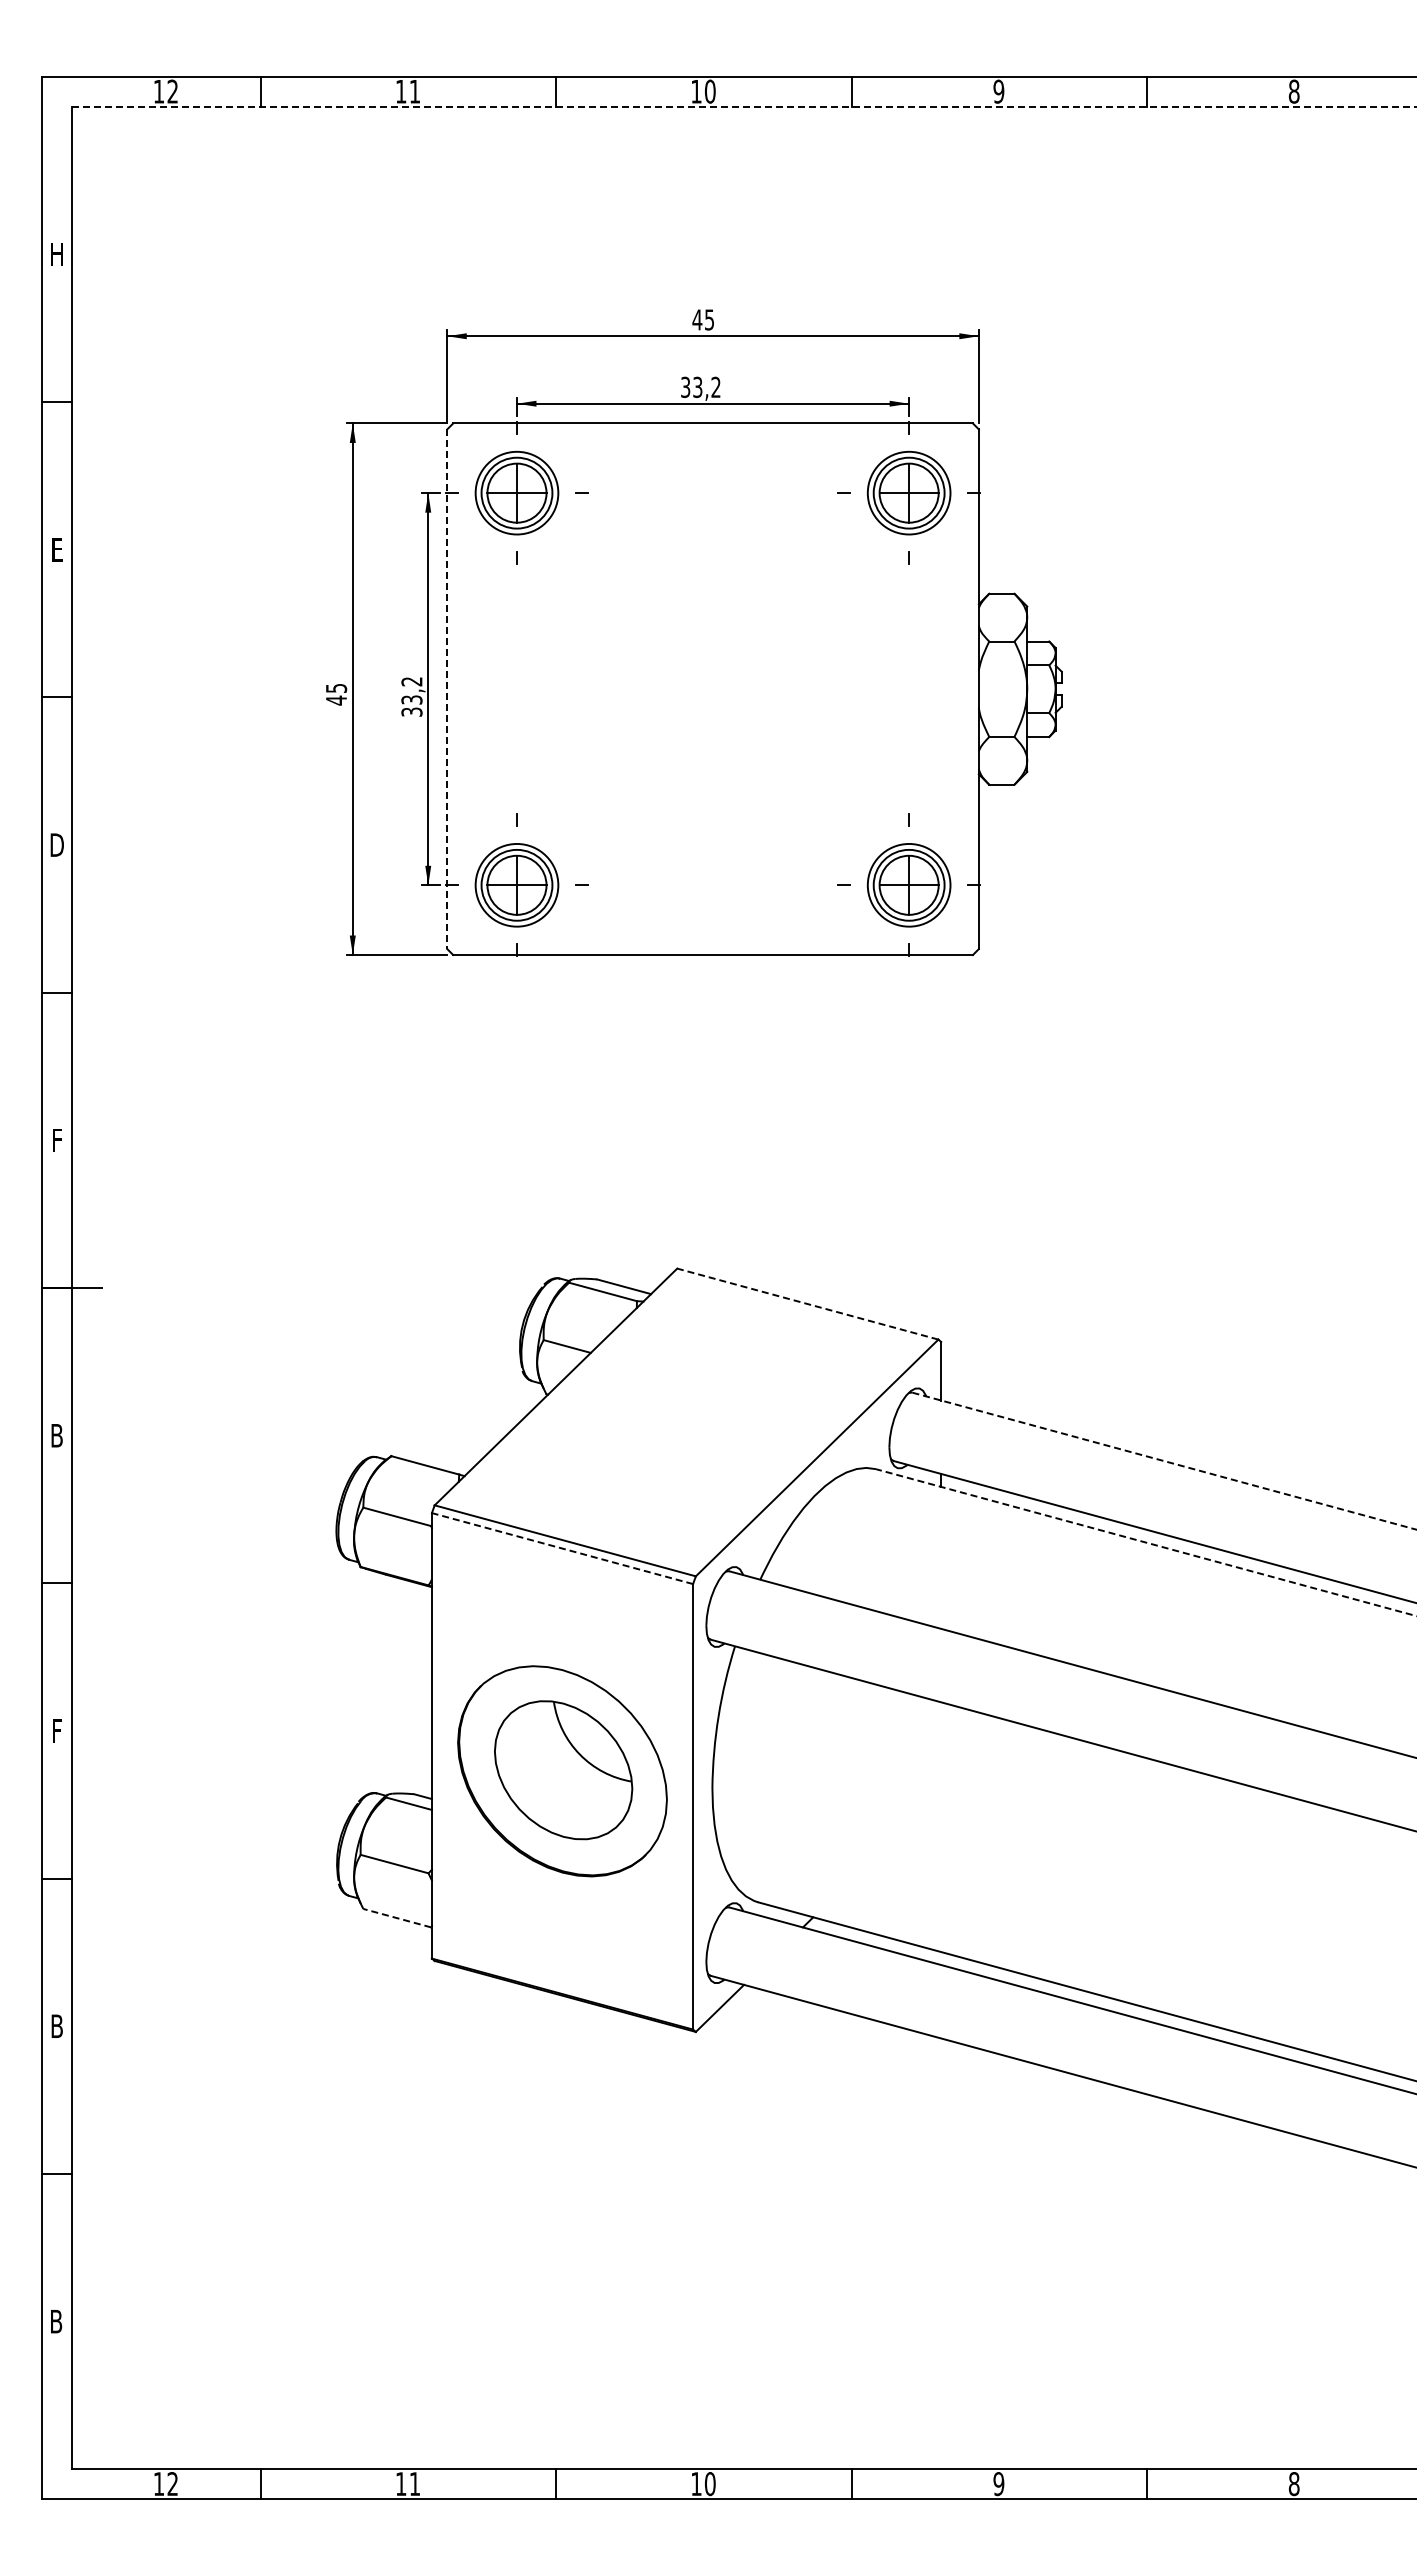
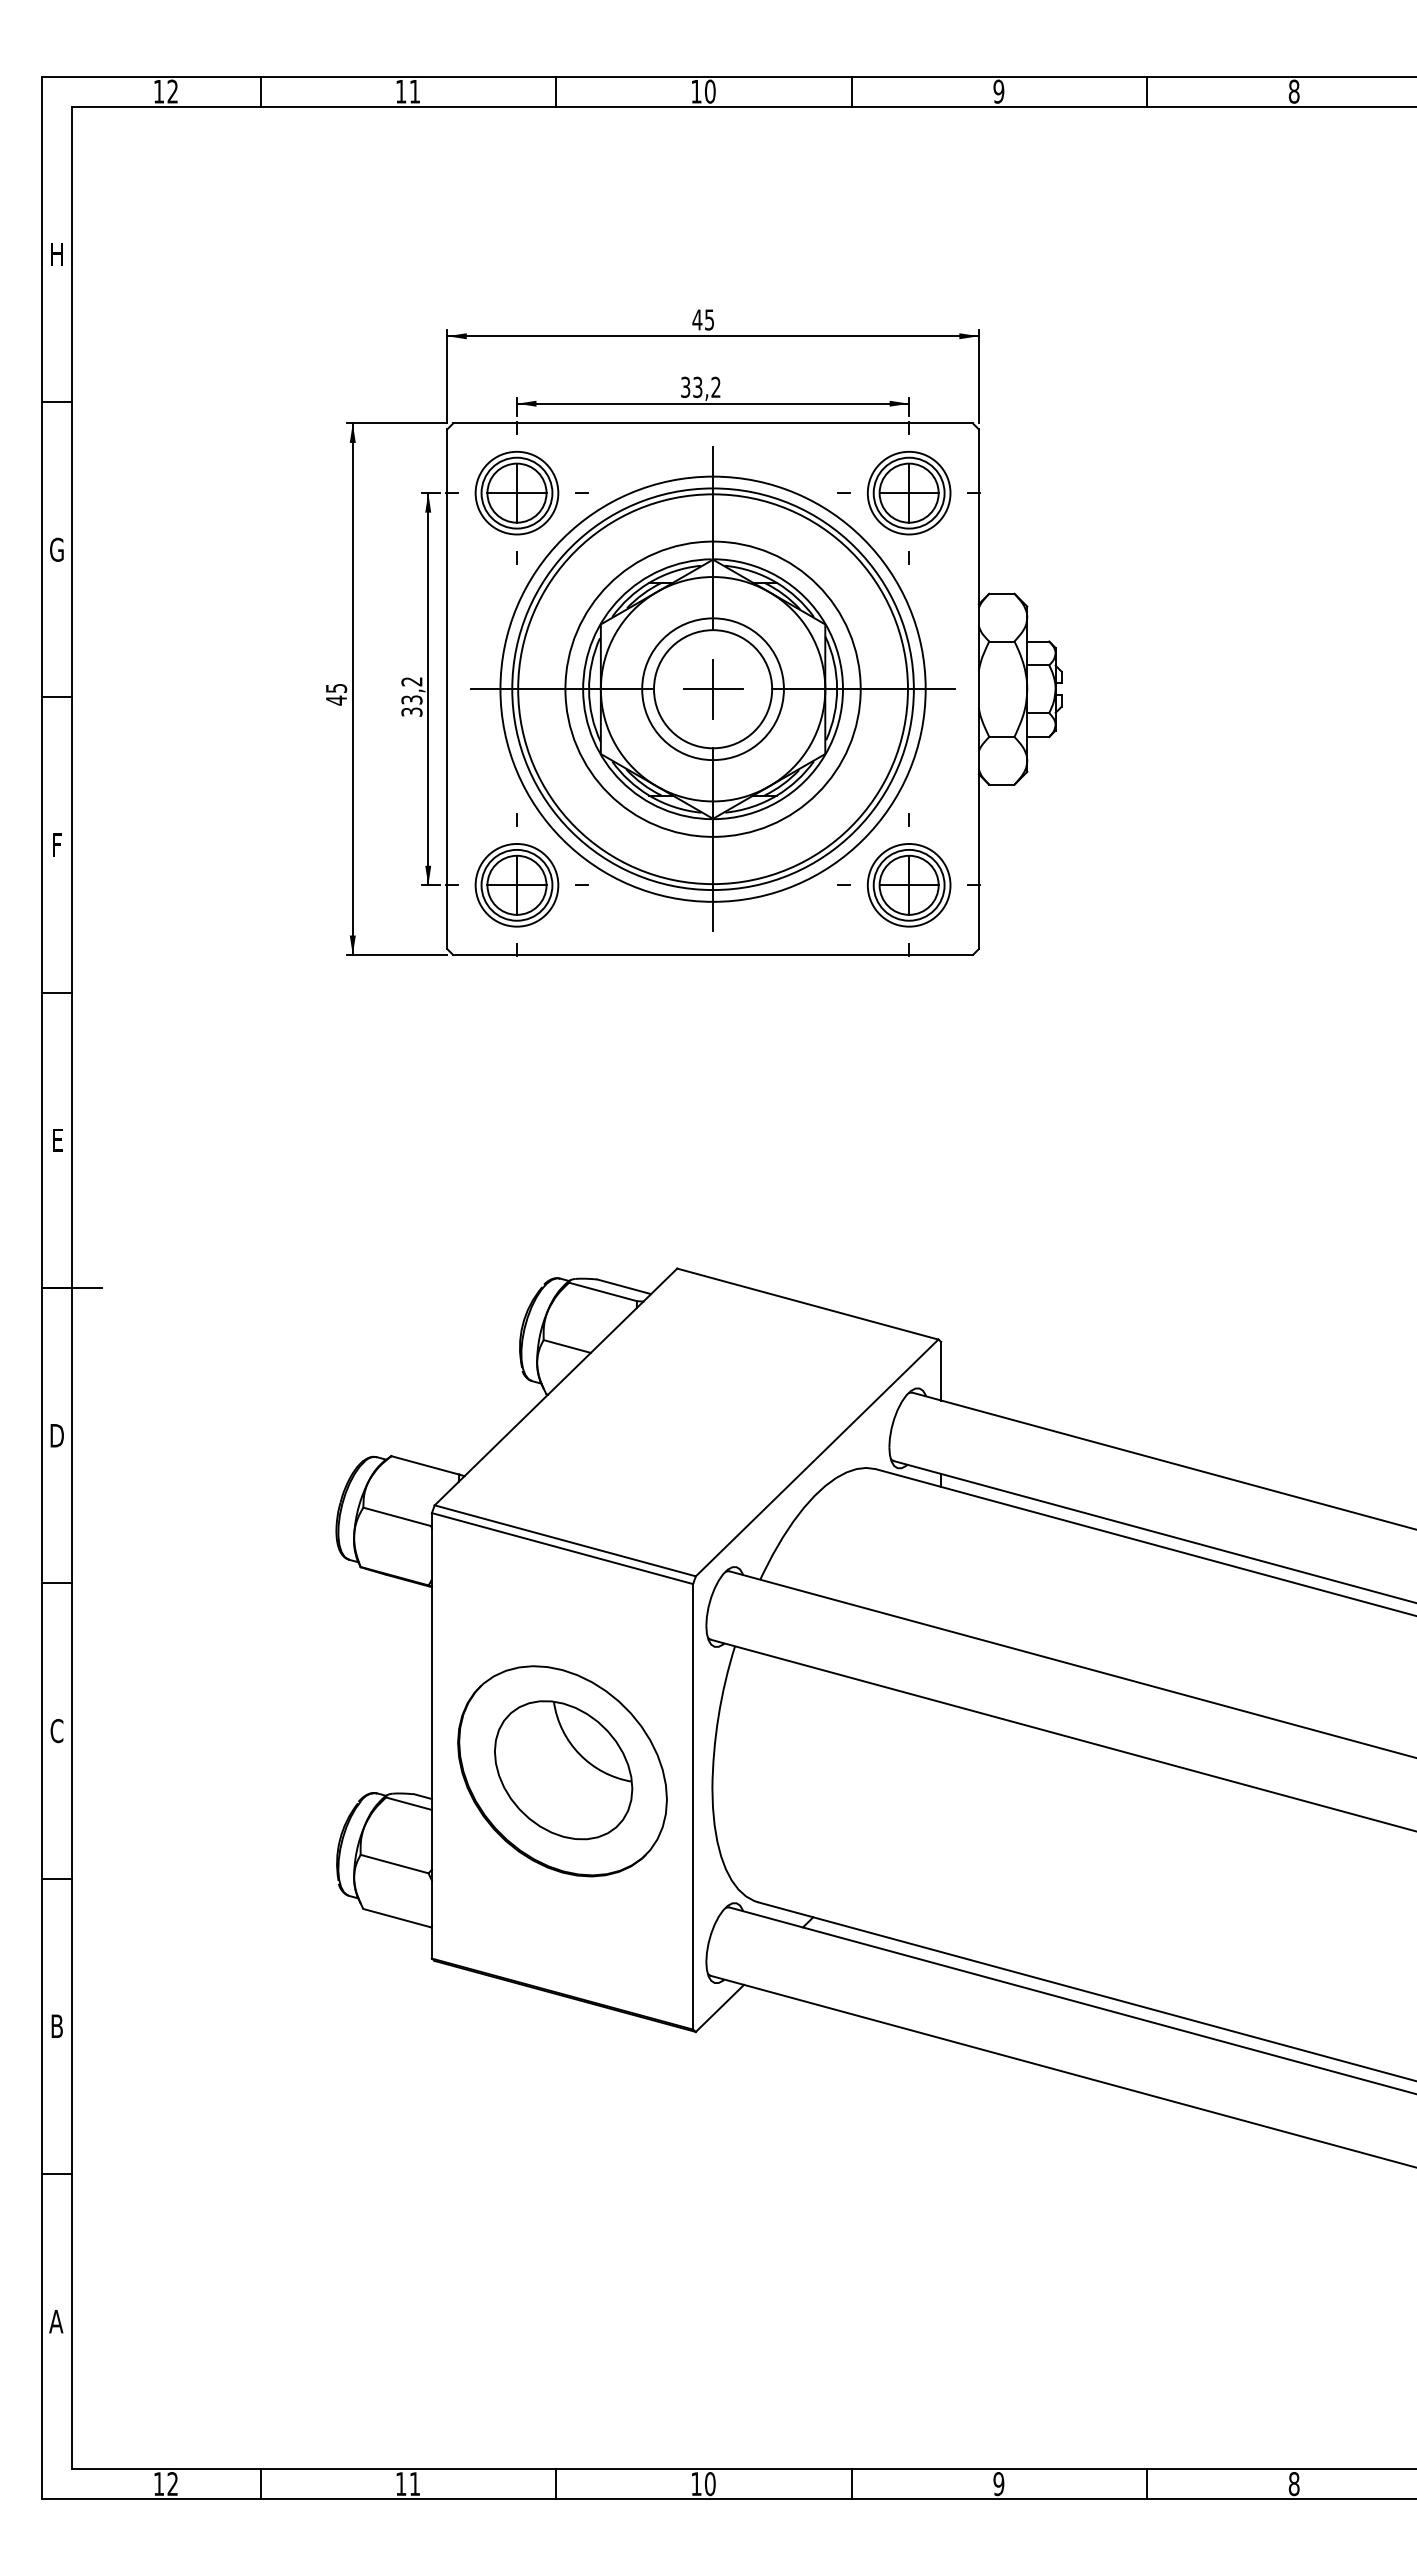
line: dashed -> solid (744, 106)
text: E -> G (56, 549)
part: none -> present (712, 688)
line: dashed -> solid (447, 689)
text: D -> F (56, 844)
text: F -> E (58, 1140)
line: dashed -> solid (807, 1303)
text: B -> D (56, 1435)
line: dashed -> solid (1164, 1461)
line: dashed -> solid (1145, 1542)
line: dashed -> solid (562, 1548)
text: F -> C (56, 1731)
line: dashed -> solid (396, 1918)
text: B -> A (56, 2321)
